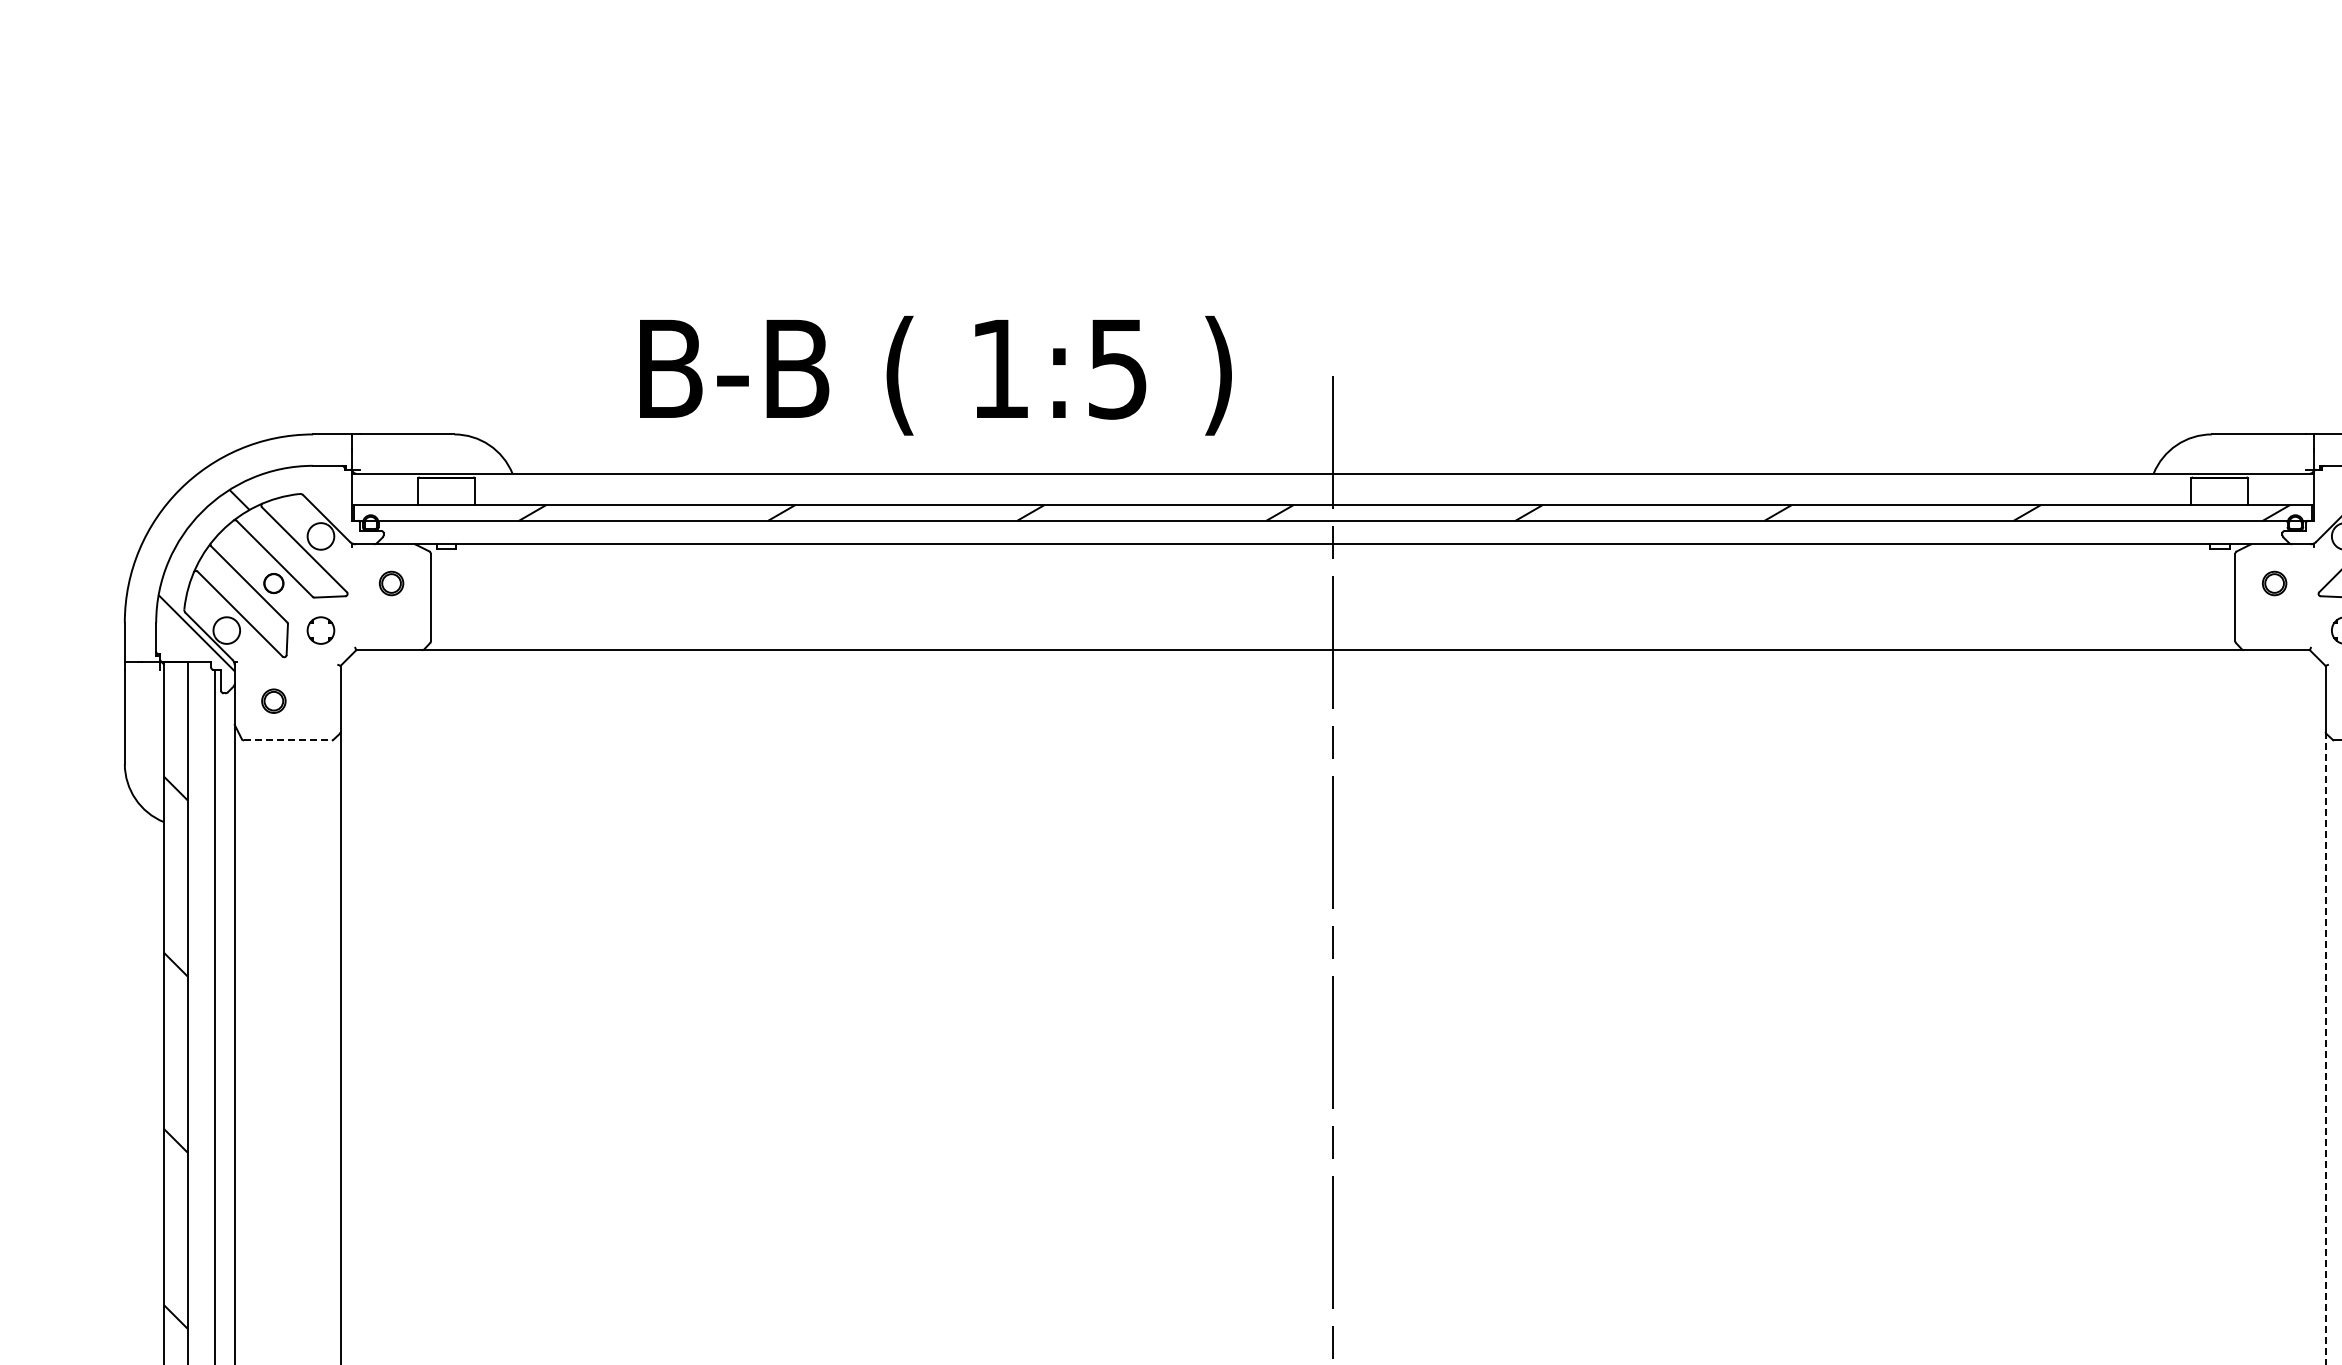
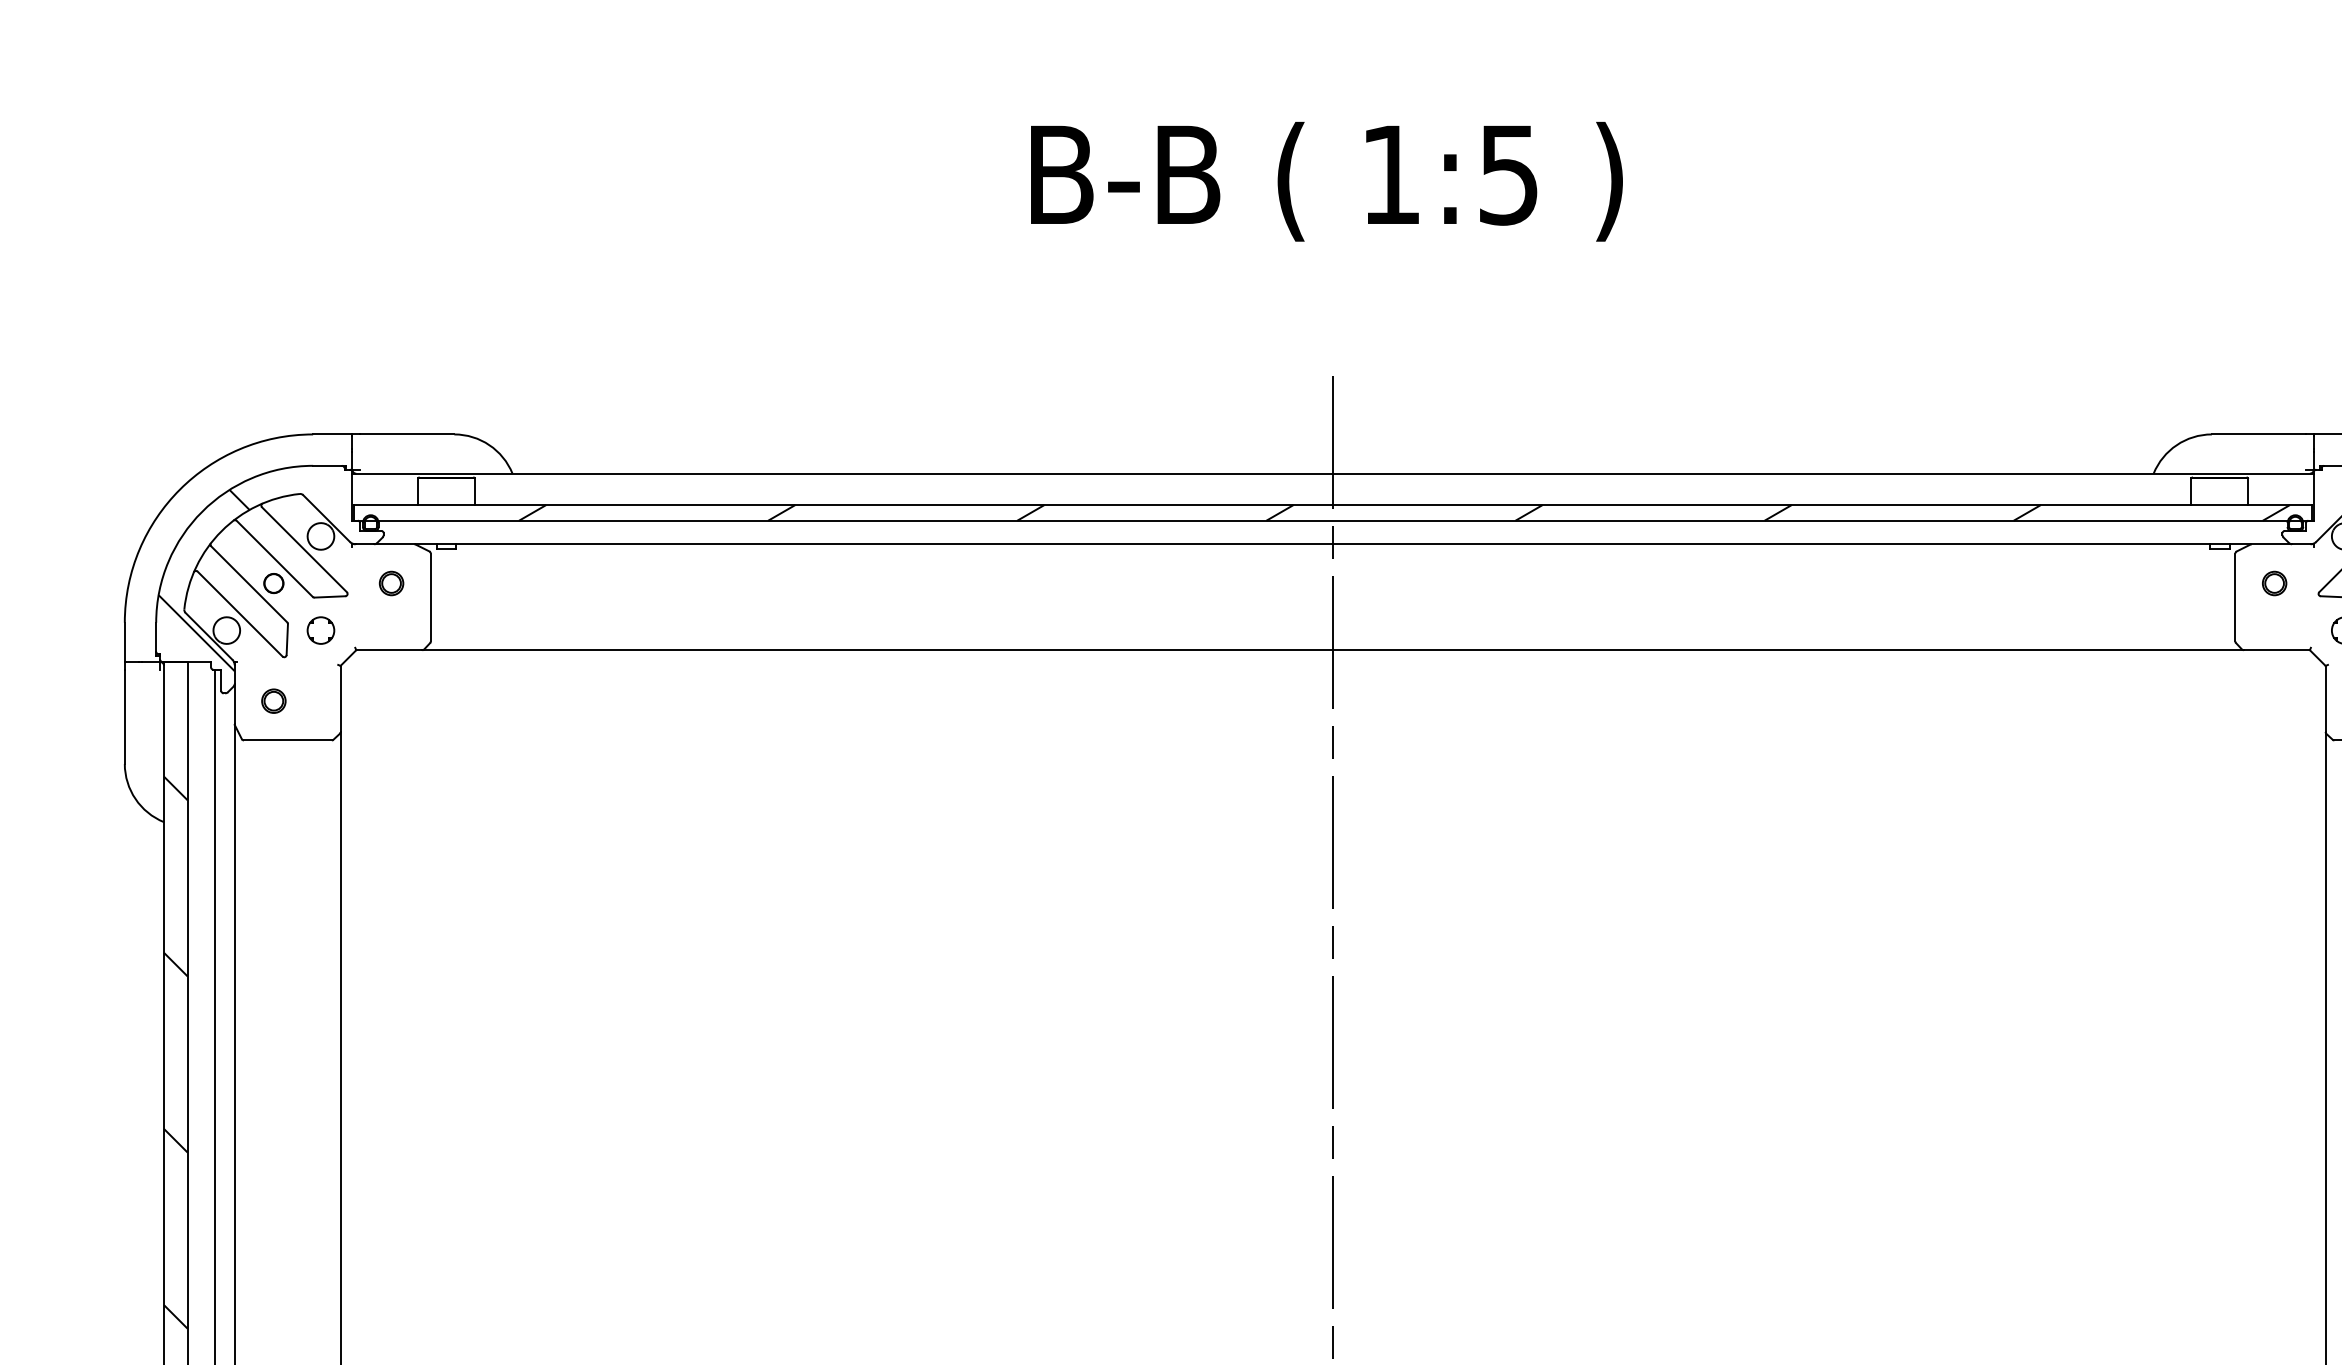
text position: (935, 375) -> (1326, 181) (1326, 181)
line: dashed -> solid (287, 740)
line: dashed -> solid (2325, 1048)
